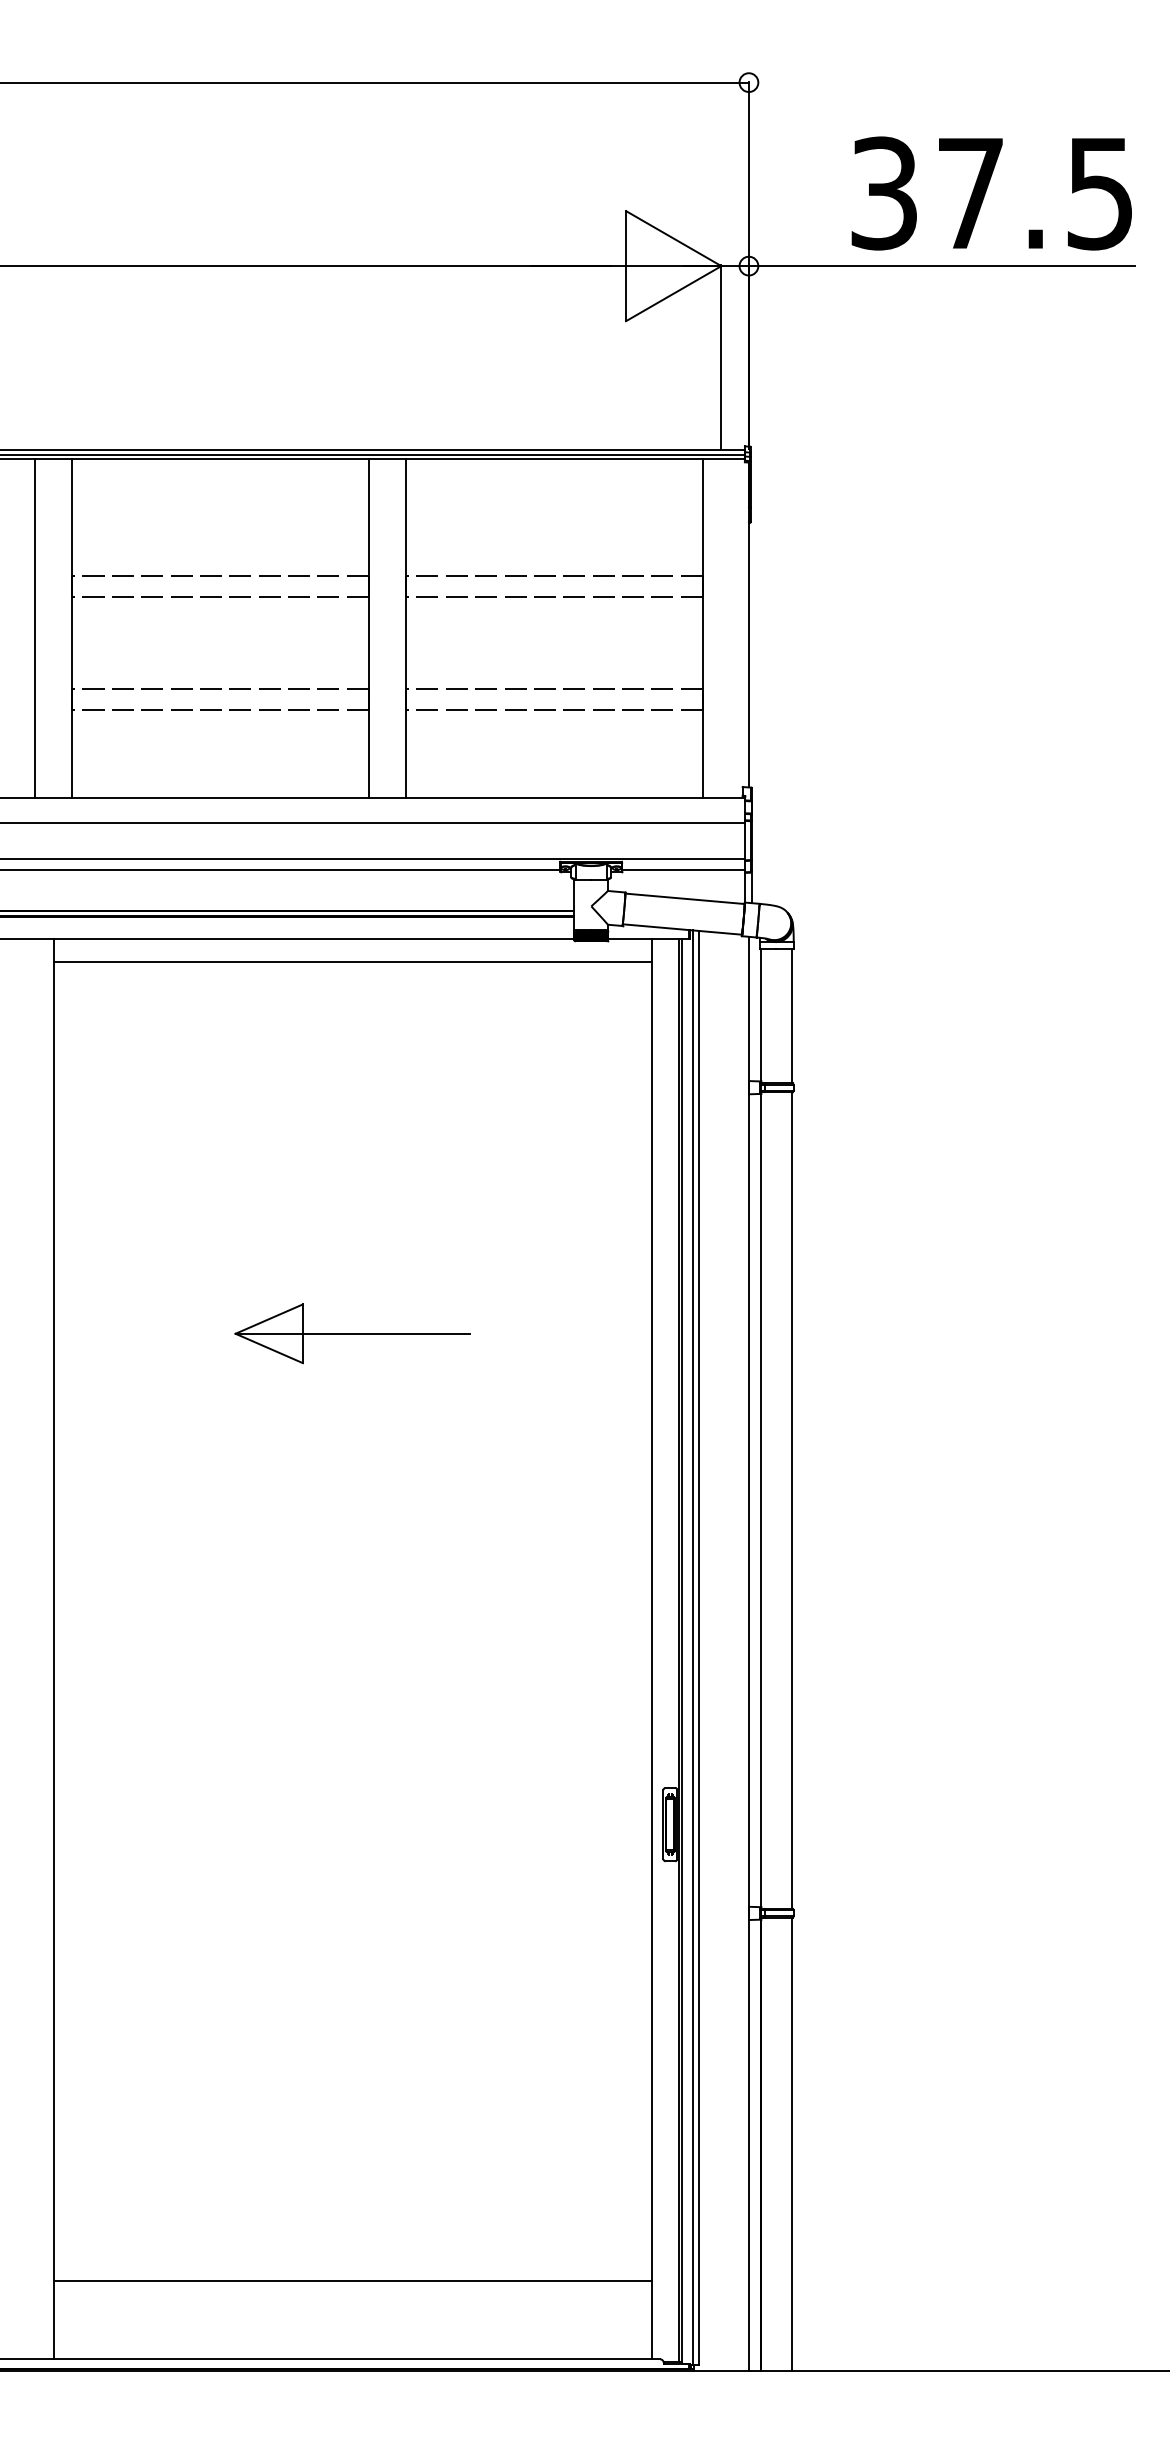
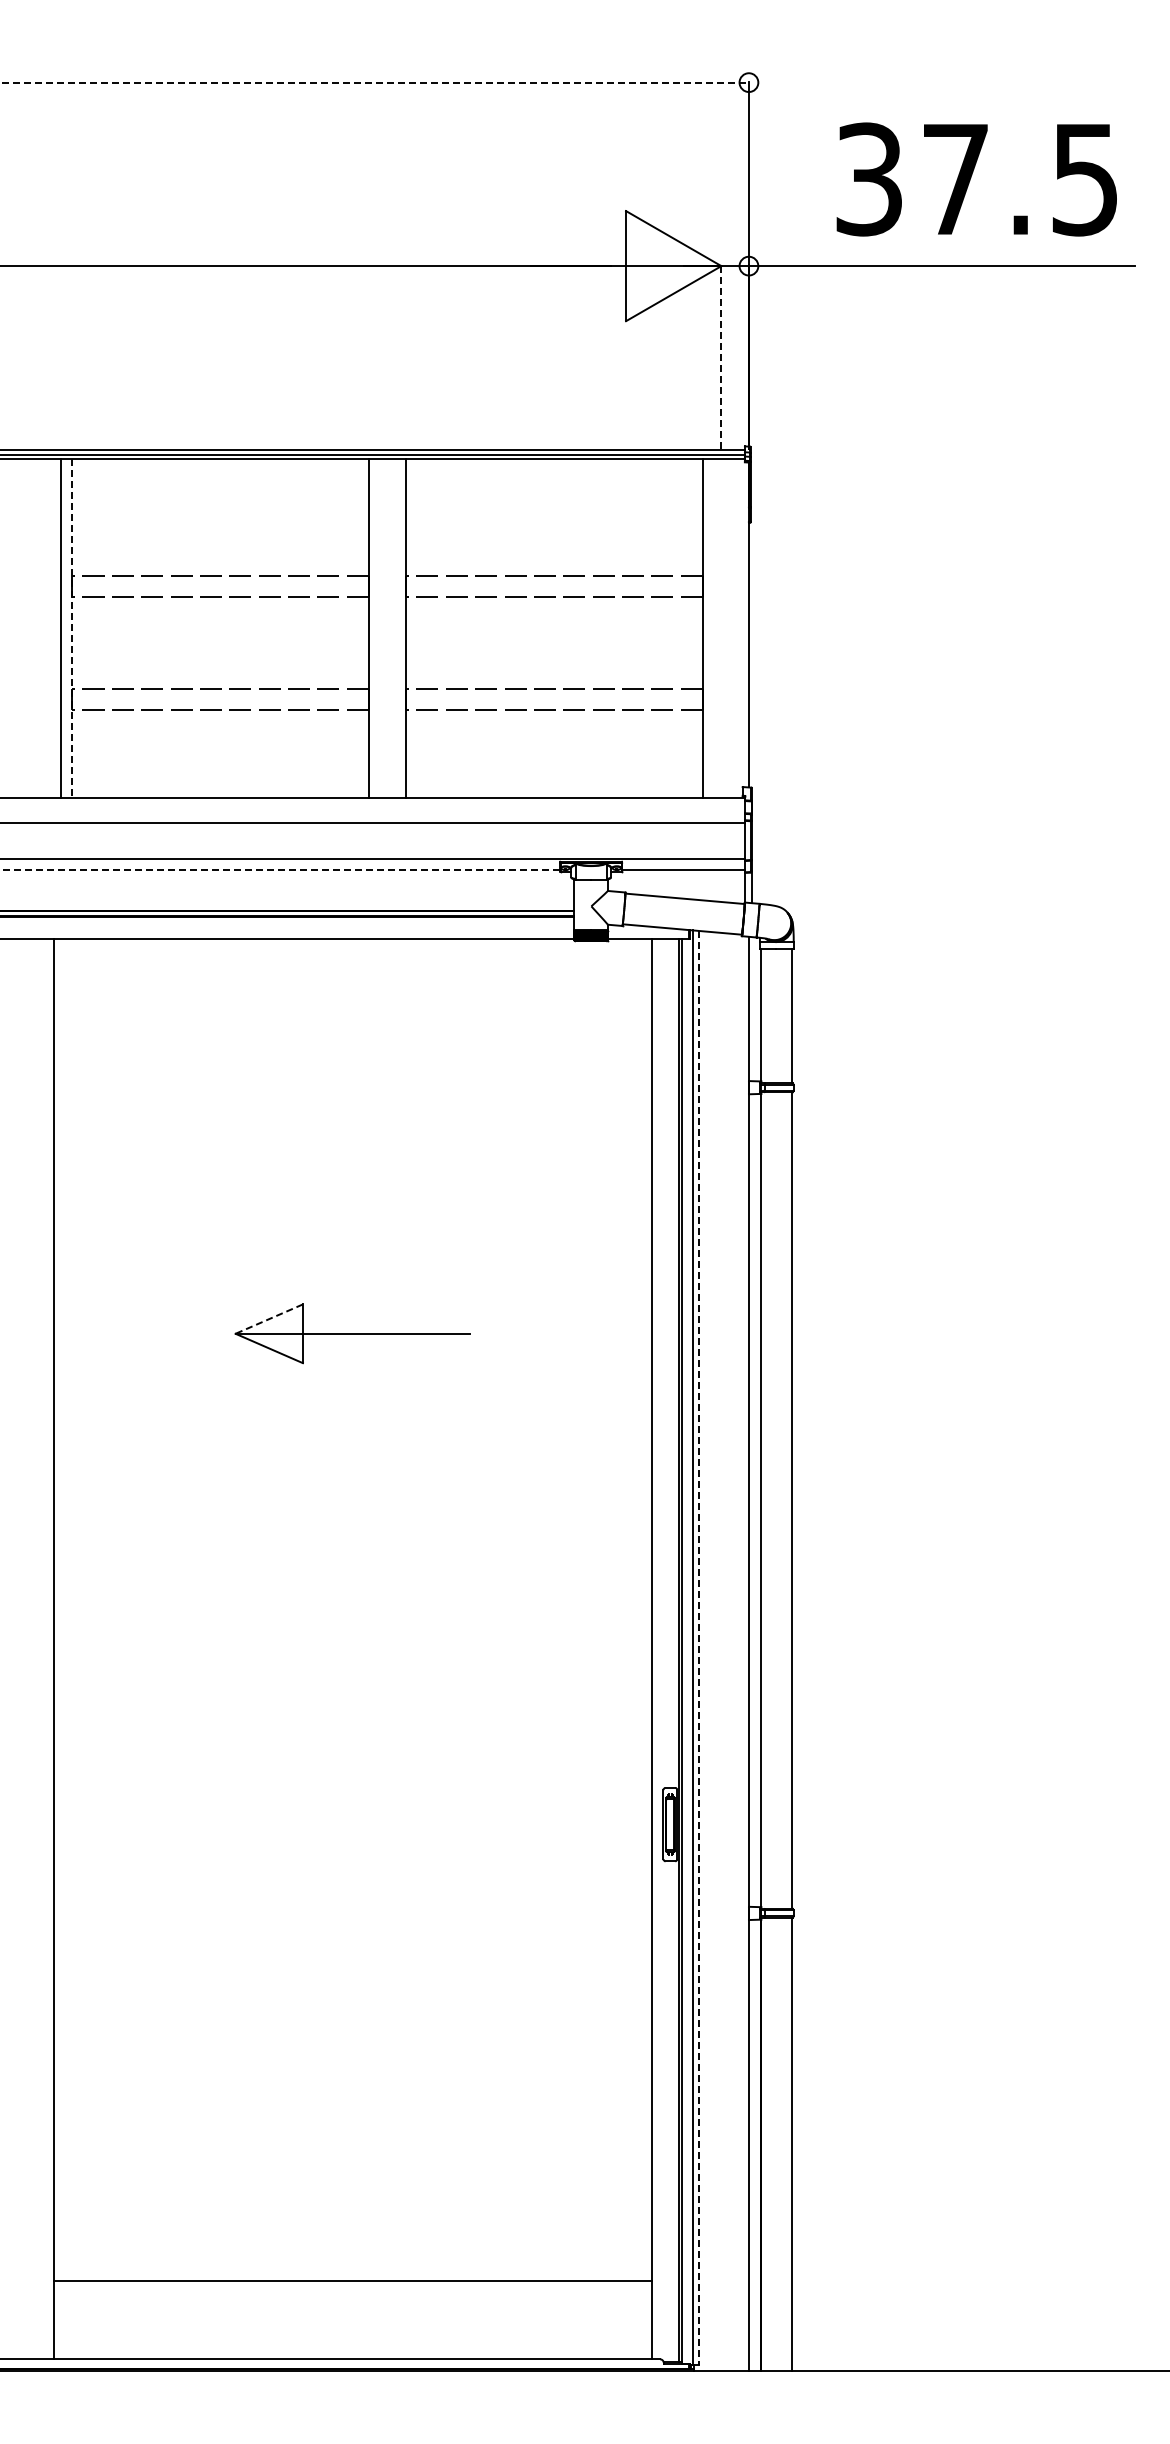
line: solid -> dashed (374, 82)
text position: (991, 193) -> (976, 179) (976, 179)
line: solid -> dashed (721, 357)
line position: (35, 628) -> (61, 628) (61, 628)
line: solid -> dashed (71, 628)
line: solid -> dashed (280, 870)
line: present -> none (352, 962)
line: solid -> dashed (269, 1319)
line: solid -> dashed (699, 1647)
